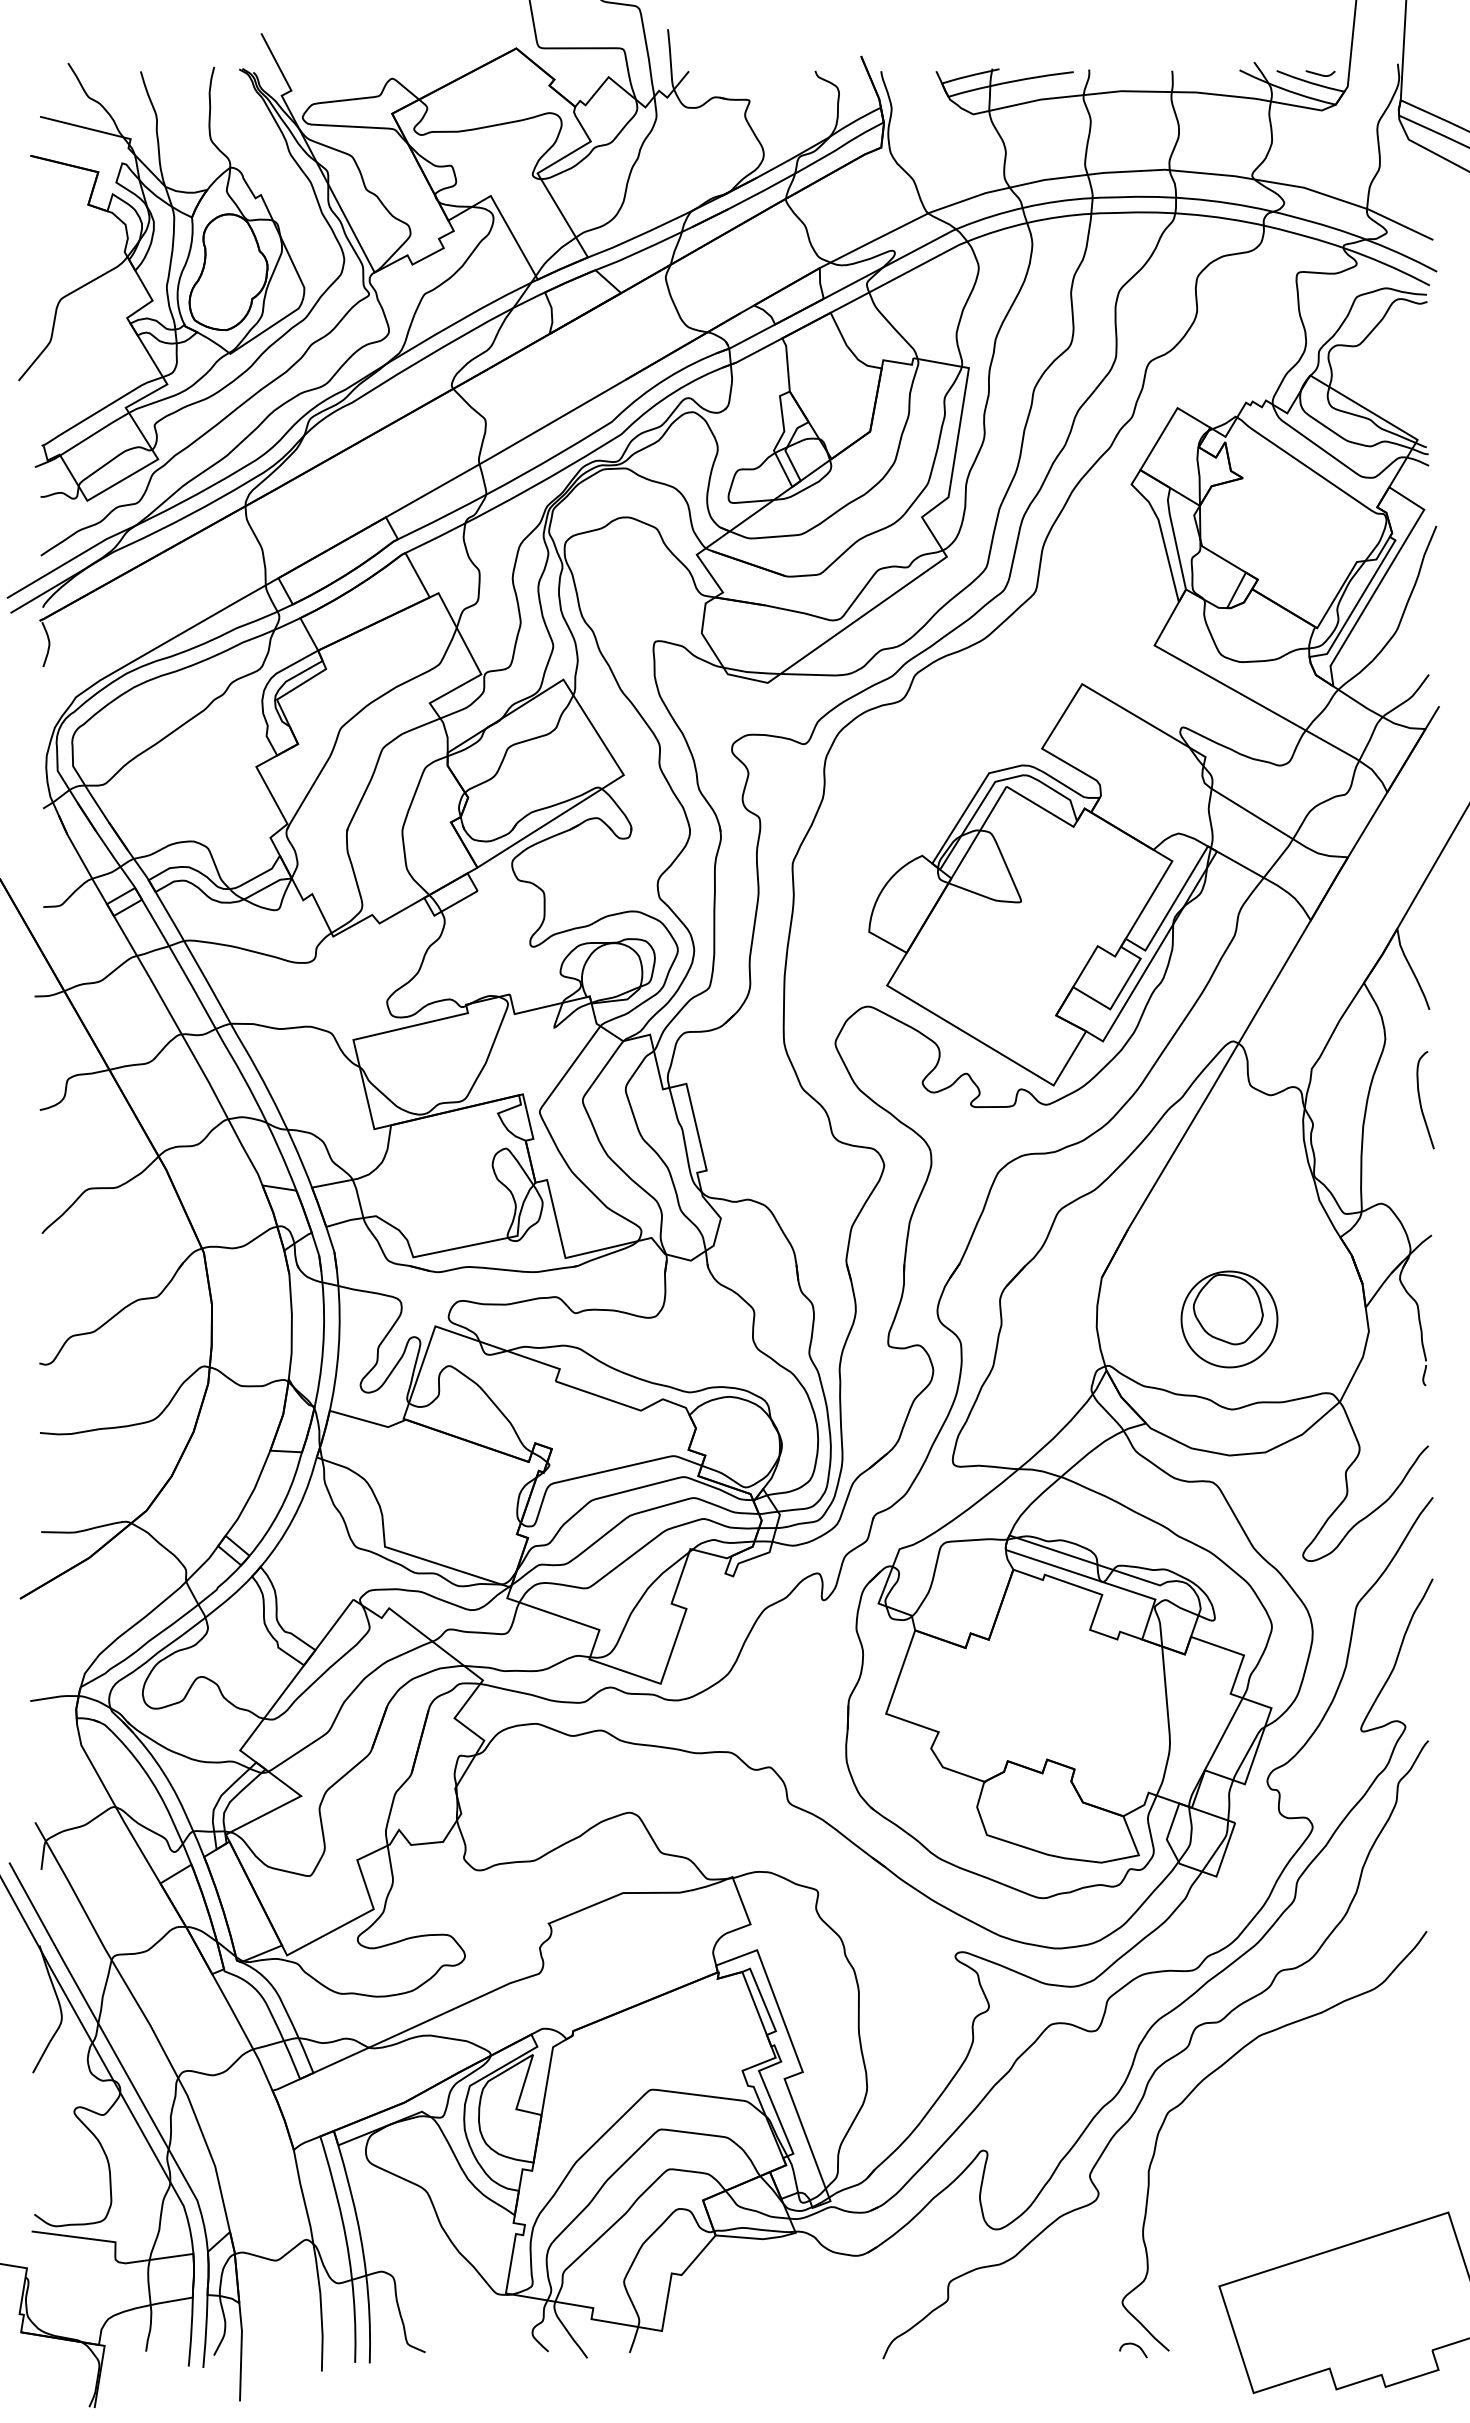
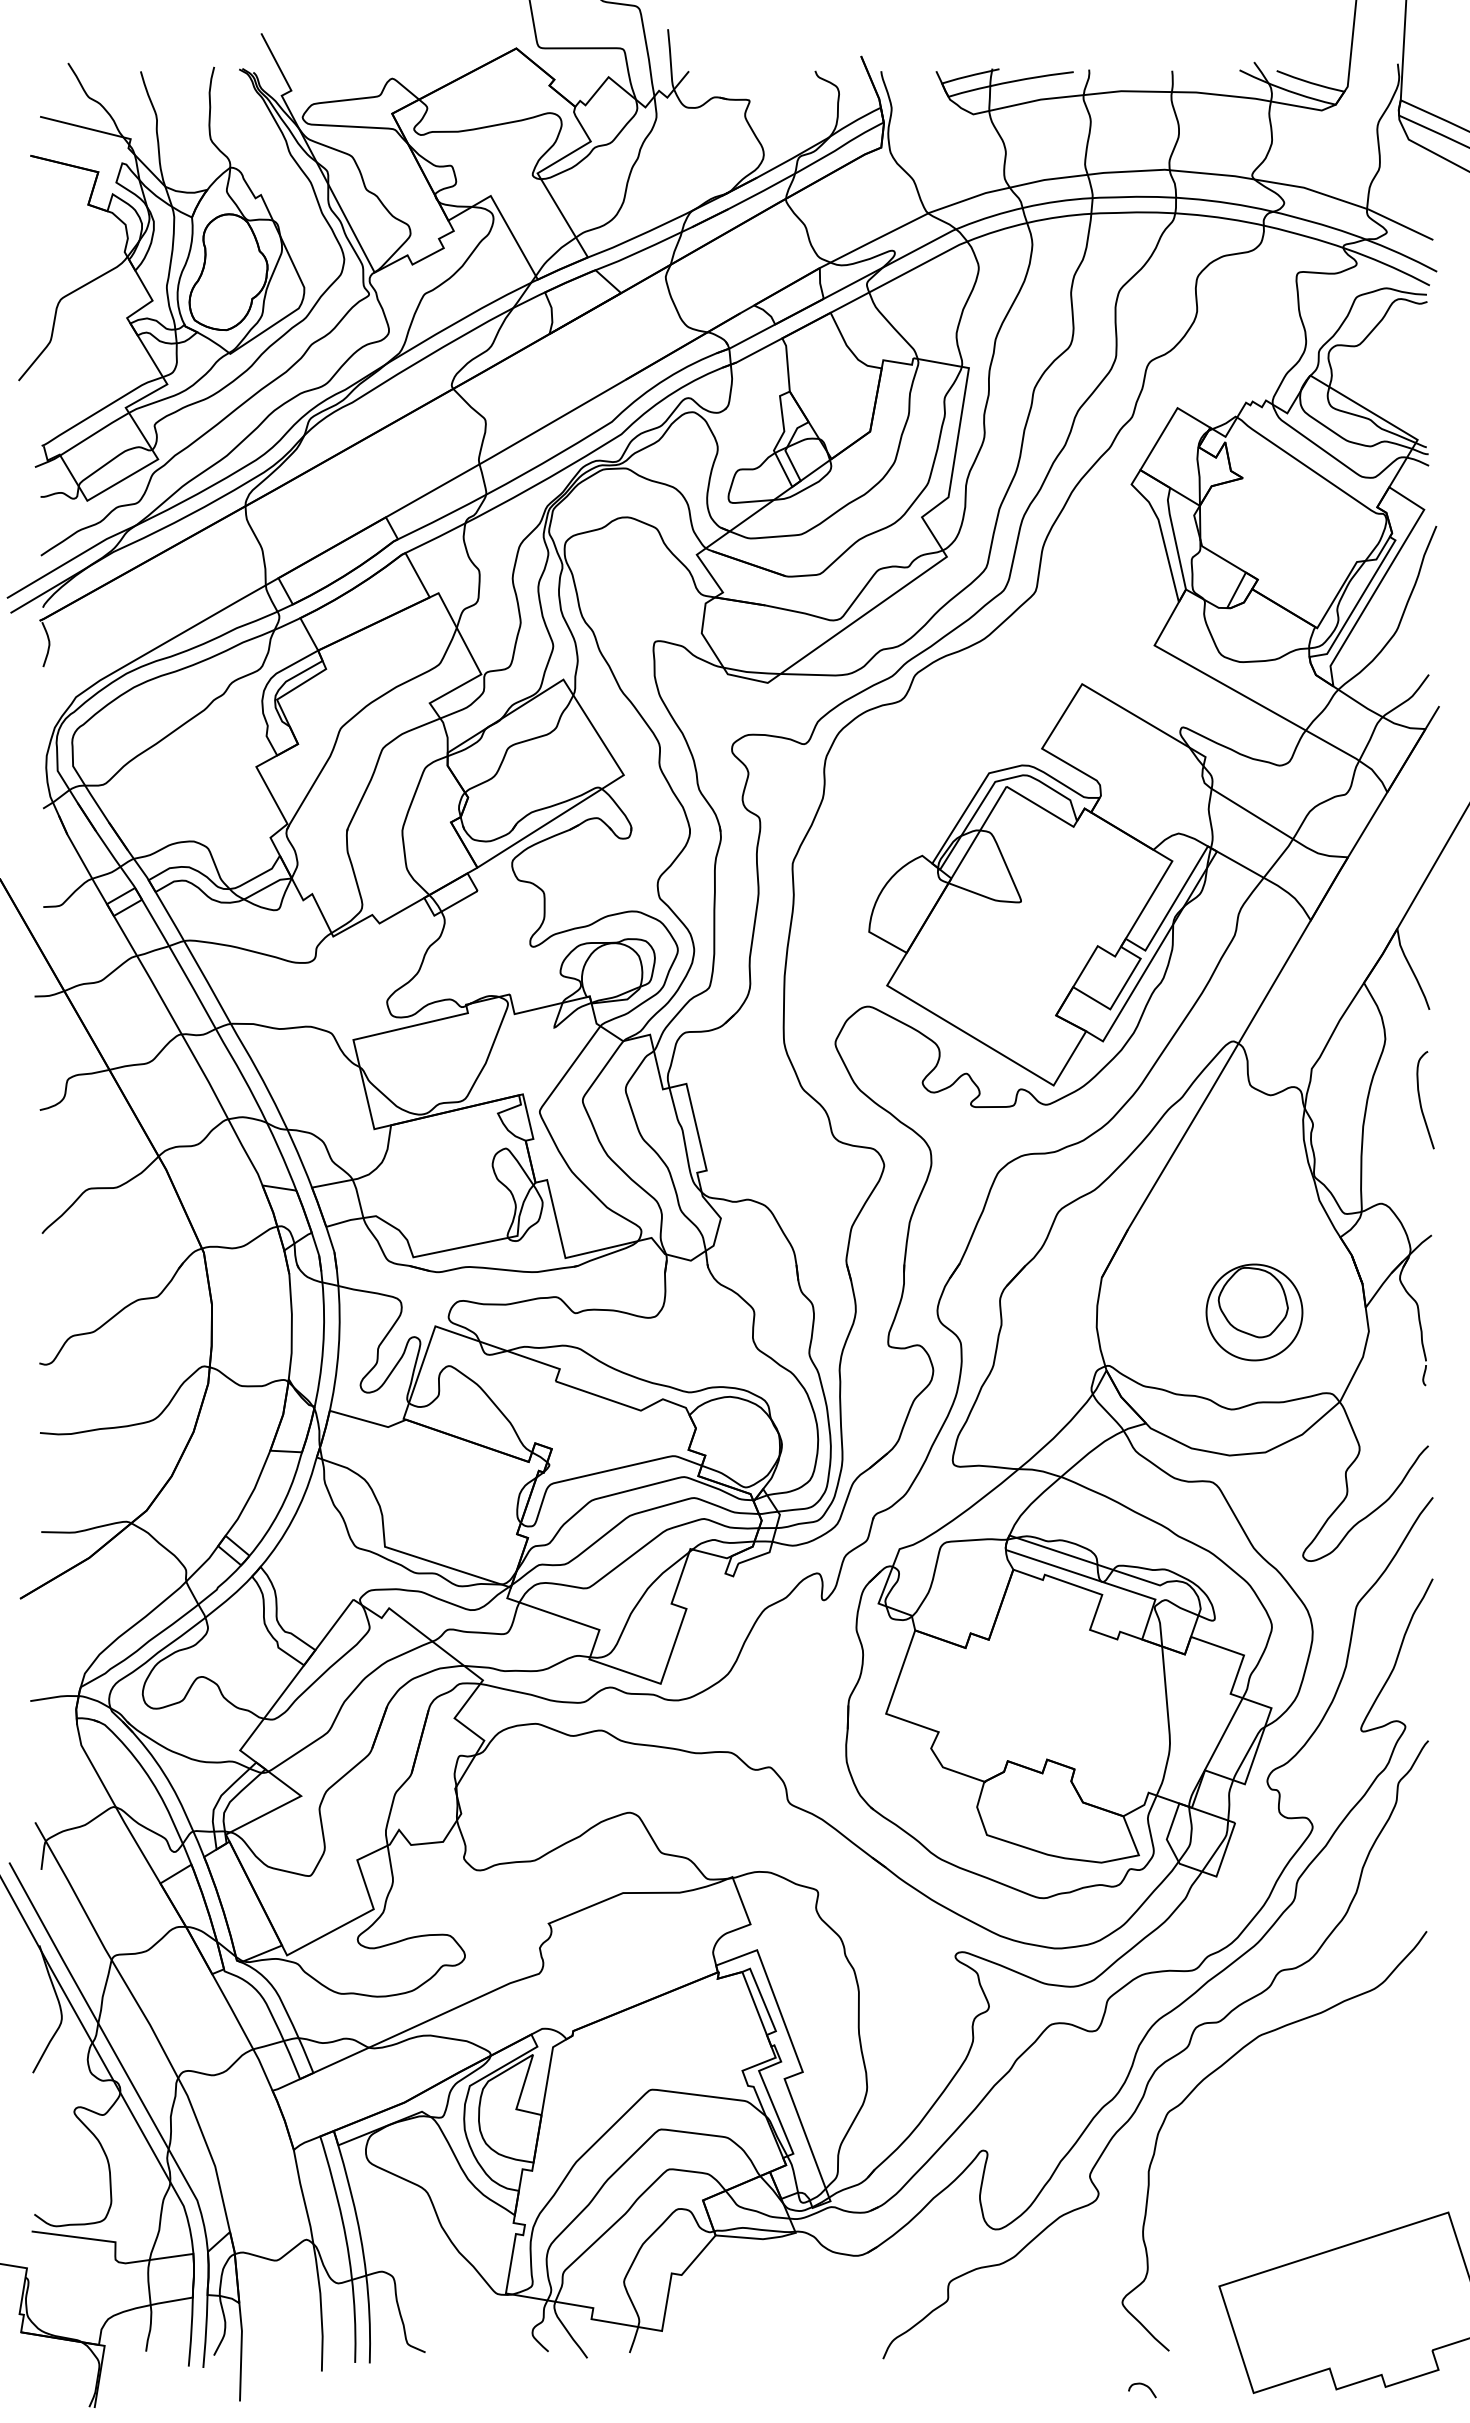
curve: present -> none (1319, 73)
part position: (1229, 1319) -> (1254, 1312) (1254, 1312)
curve position: (1133, 2345) -> (1142, 2385) (1142, 2385)
